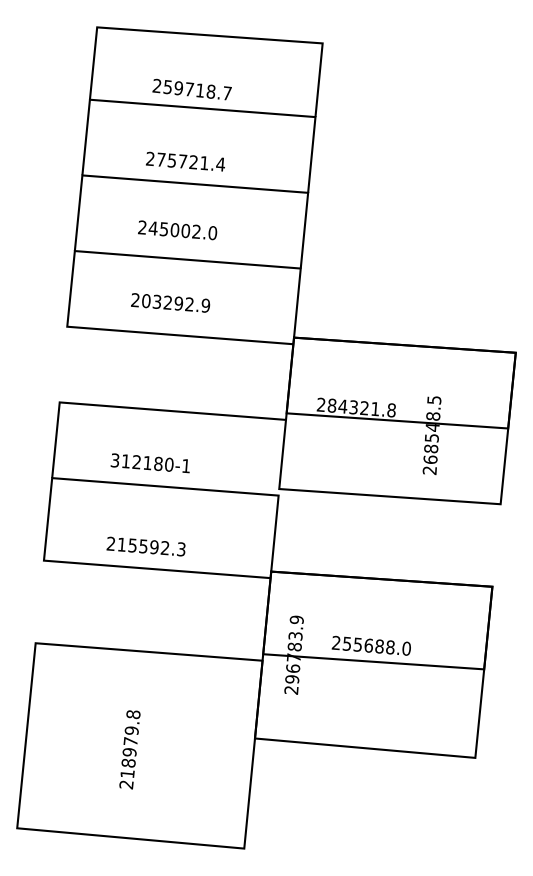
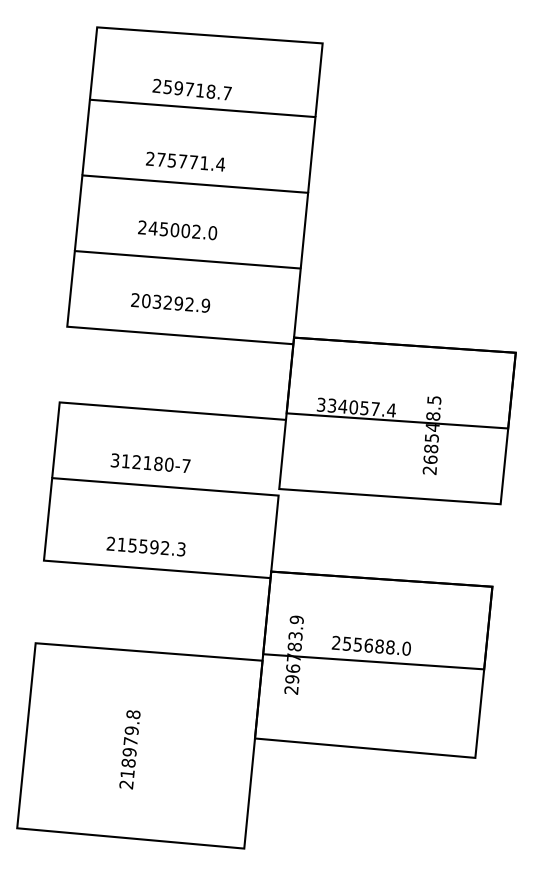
text: 275721.4 -> 275771.4 (193, 162)
text: 284321.8 -> 334057.4 (355, 407)
text: 312180-1 -> 312180-7 (186, 466)
